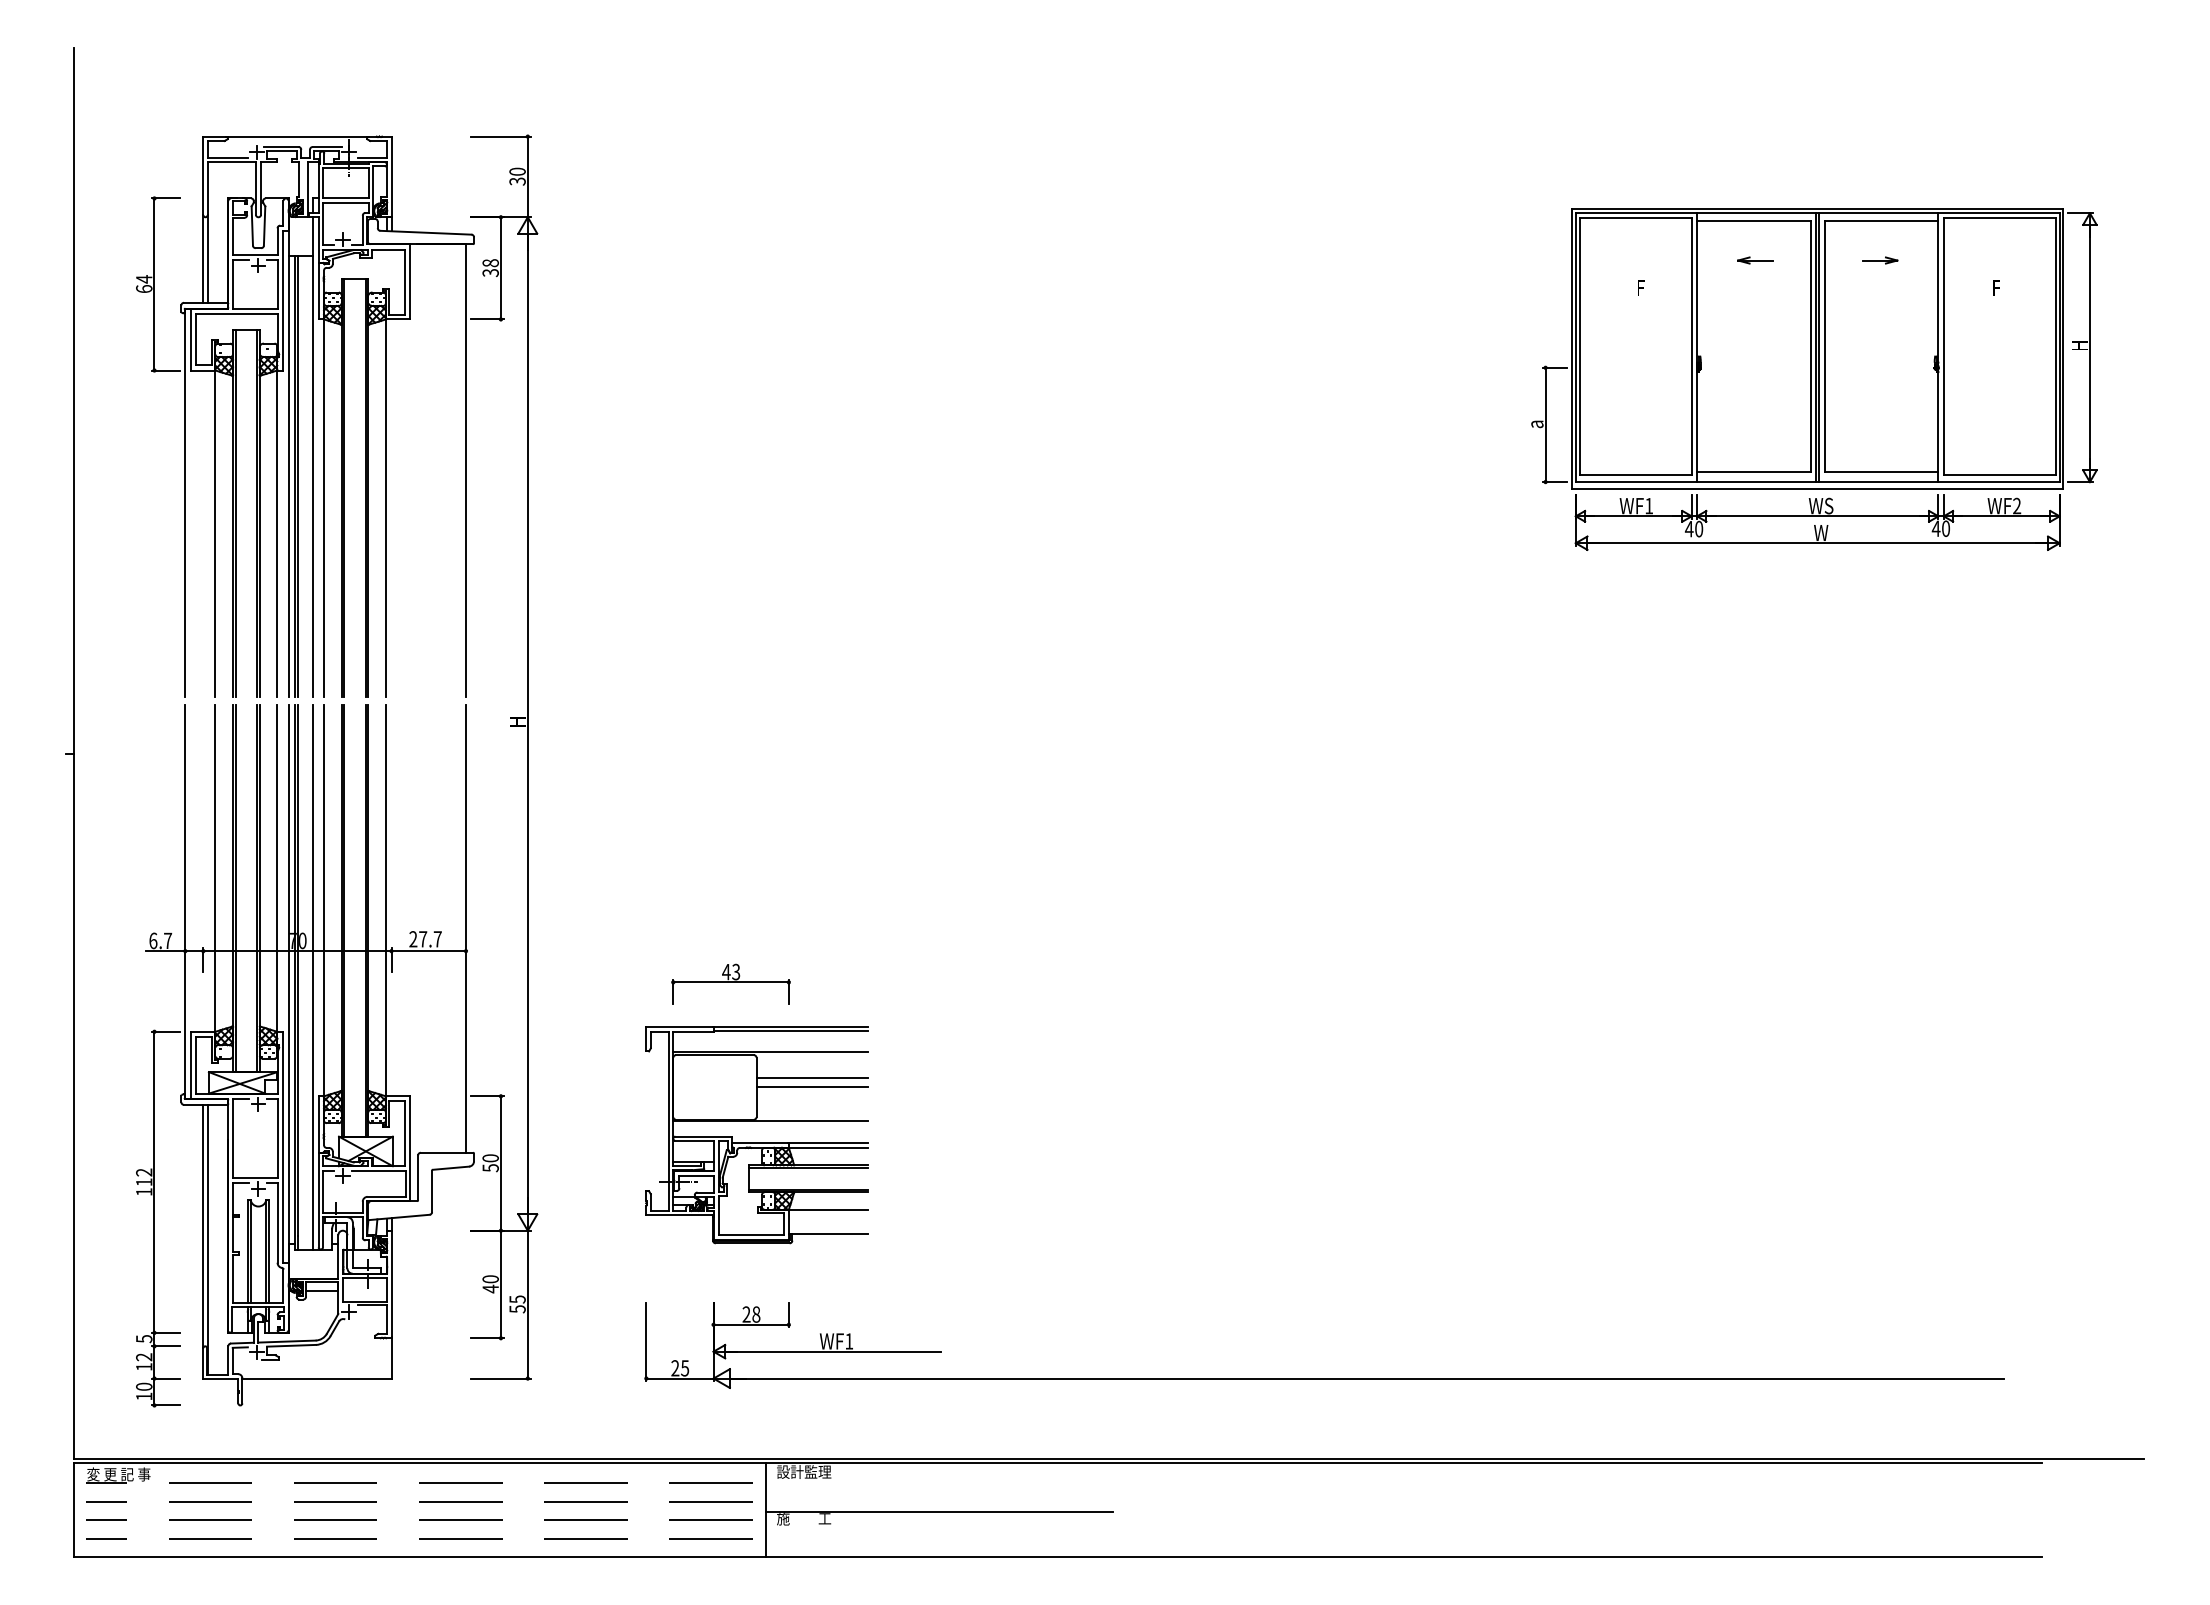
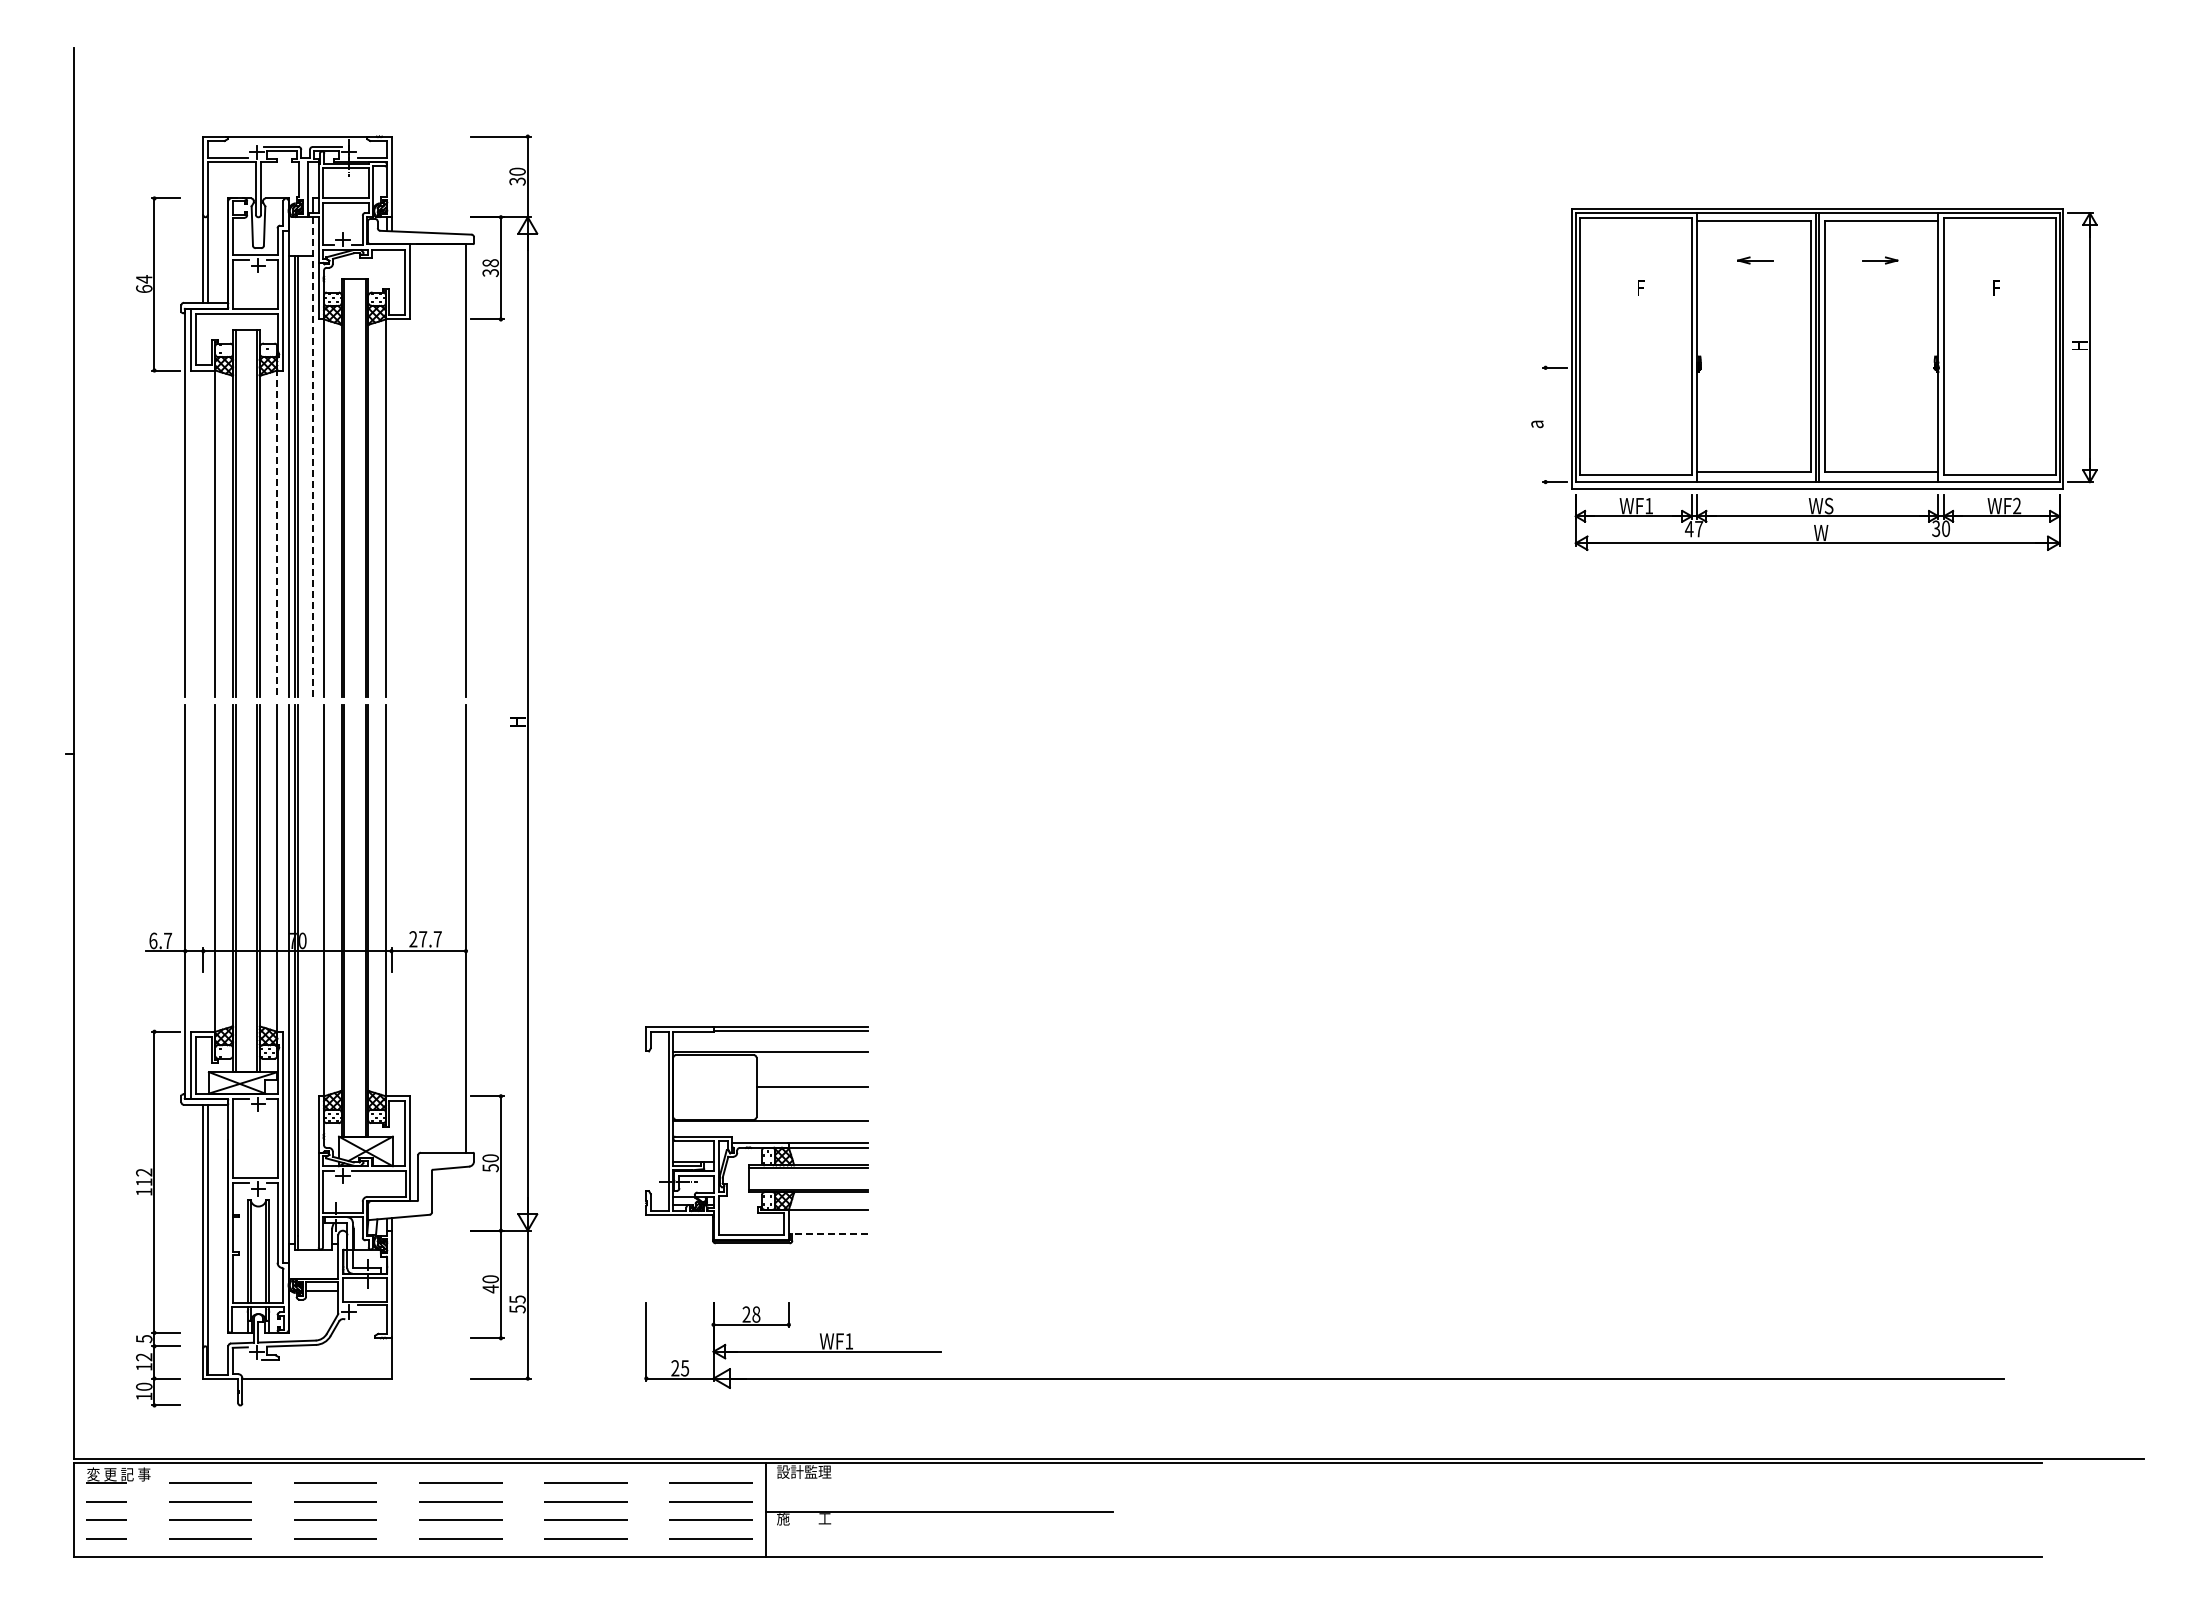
line: present -> none (1545, 424)
line: solid -> dashed (312, 457)
text: 40 -> 47 (1699, 528)
text: 40 -> 30 (1935, 528)
line: solid -> dashed (277, 533)
line: present -> none (312, 977)
part: present -> none (730, 983)
line: present -> none (811, 1077)
line: solid -> dashed (827, 1233)
